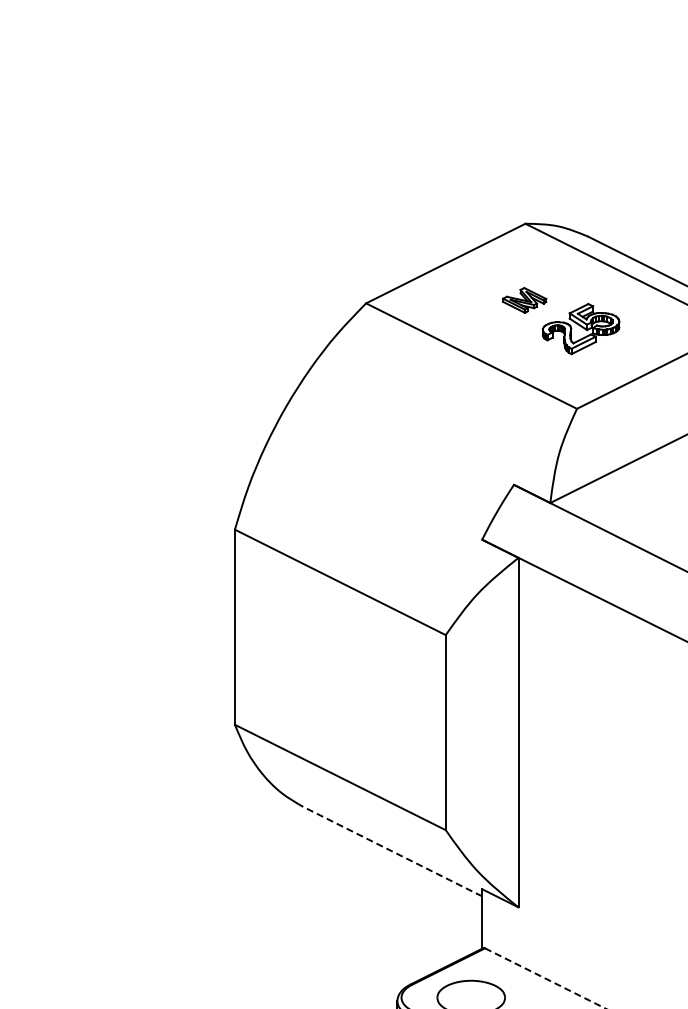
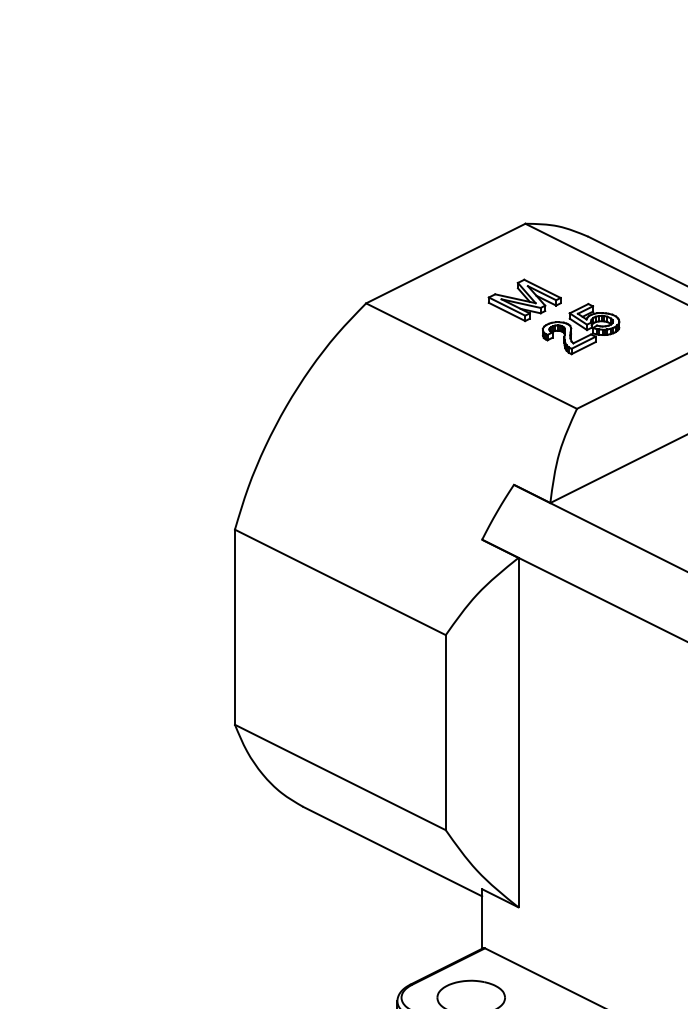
part size: 46x27 px -> 75x45 px (524, 300)
line: dashed -> solid (392, 851)
line: dashed -> solid (545, 978)
